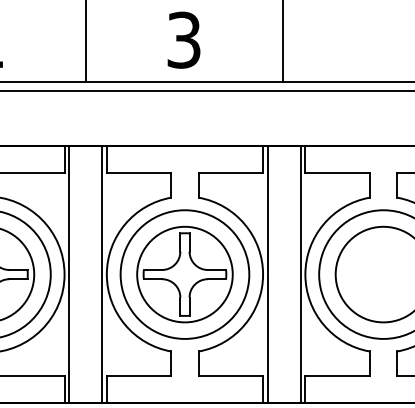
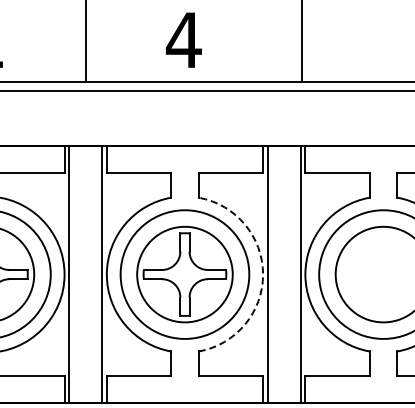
text: 3 -> 4 (183, 39)
line position: (282, 41) -> (301, 41) (301, 41)
arc: solid -> dashed (263, 274)
